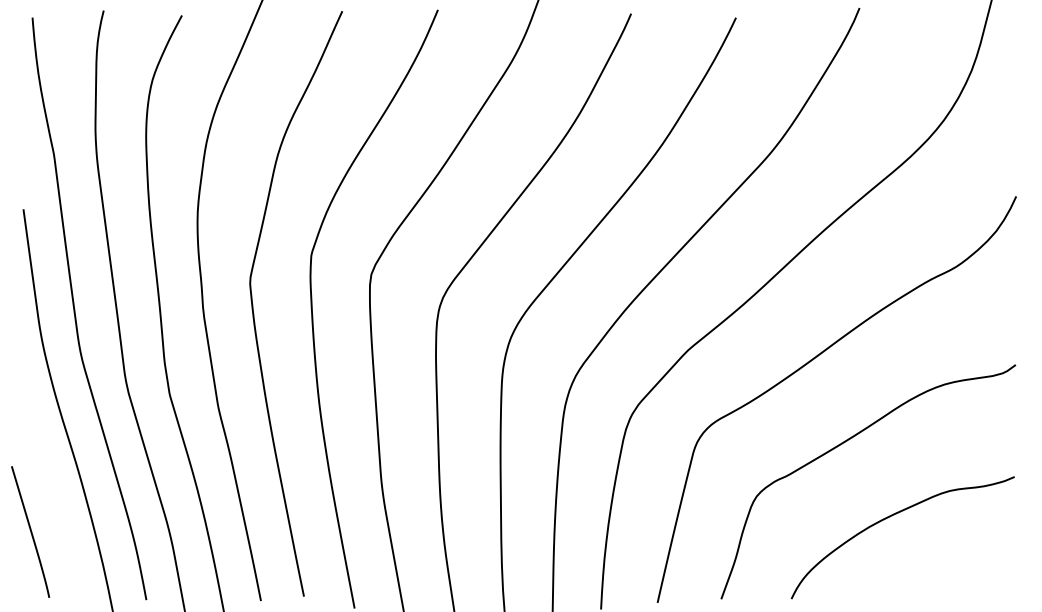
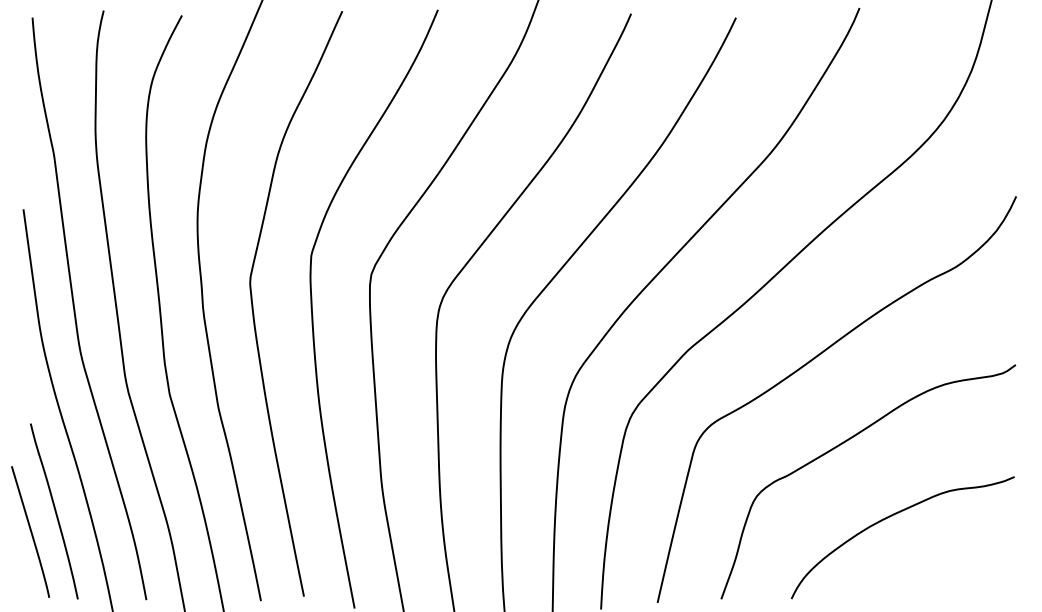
curve: none -> present (54, 511)
